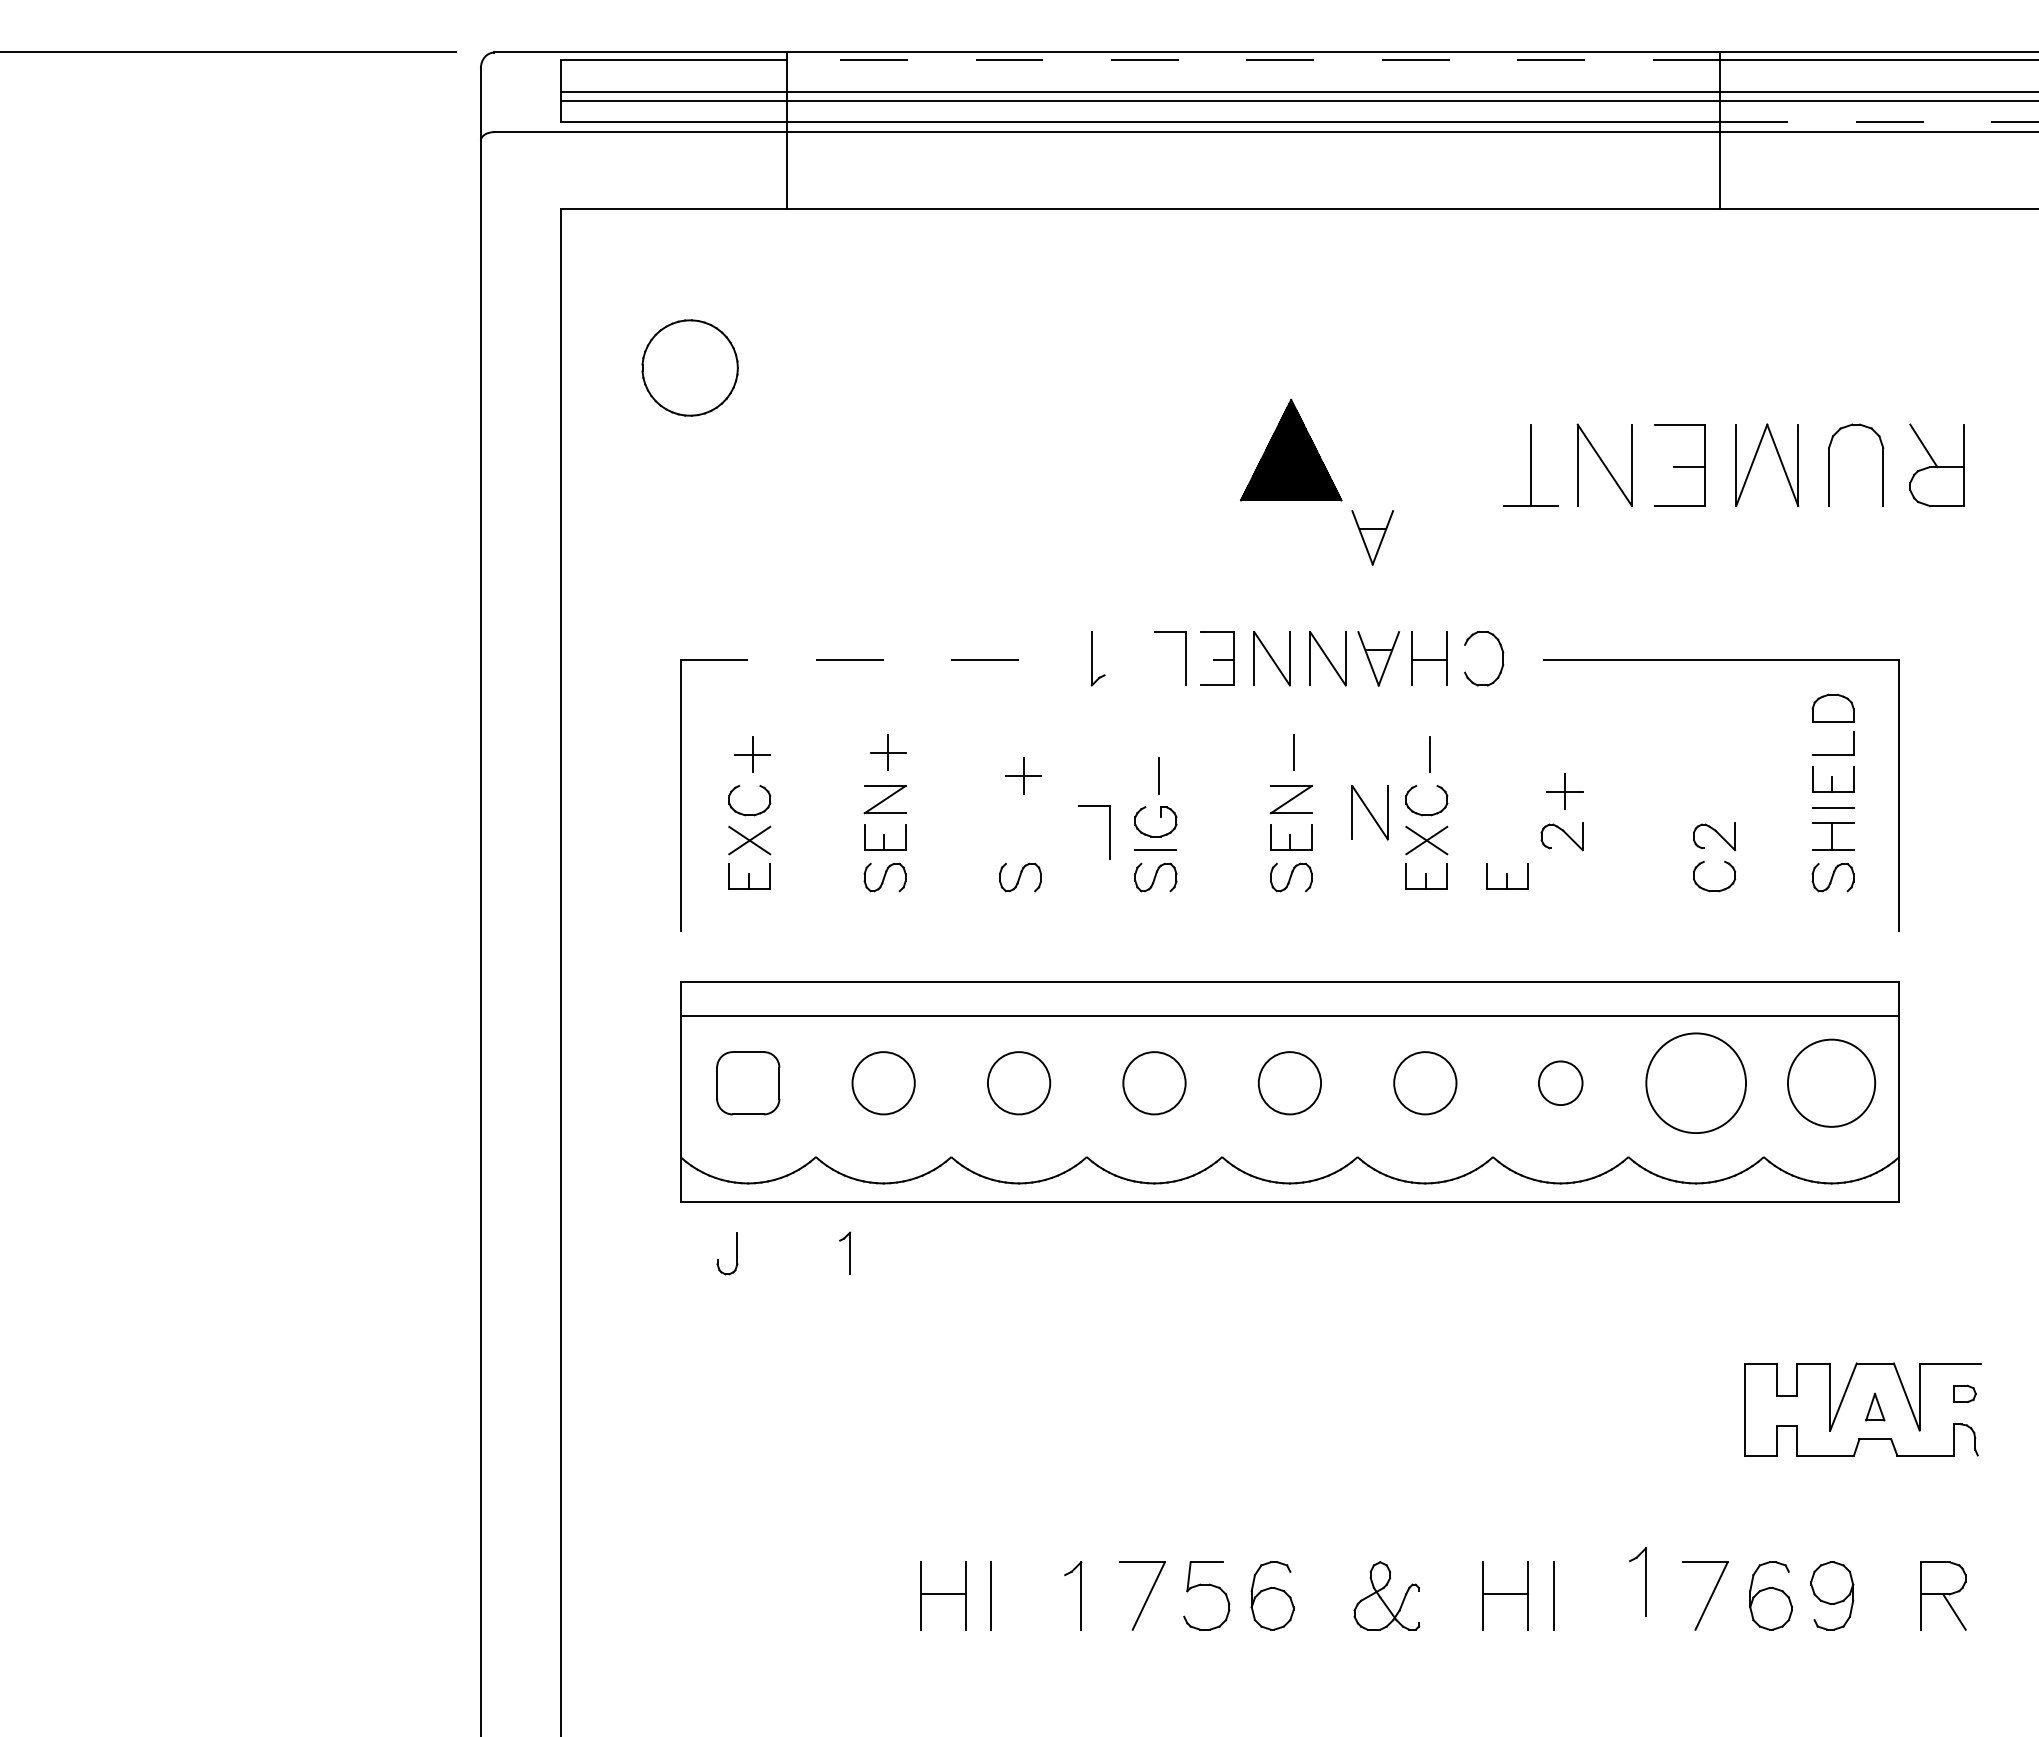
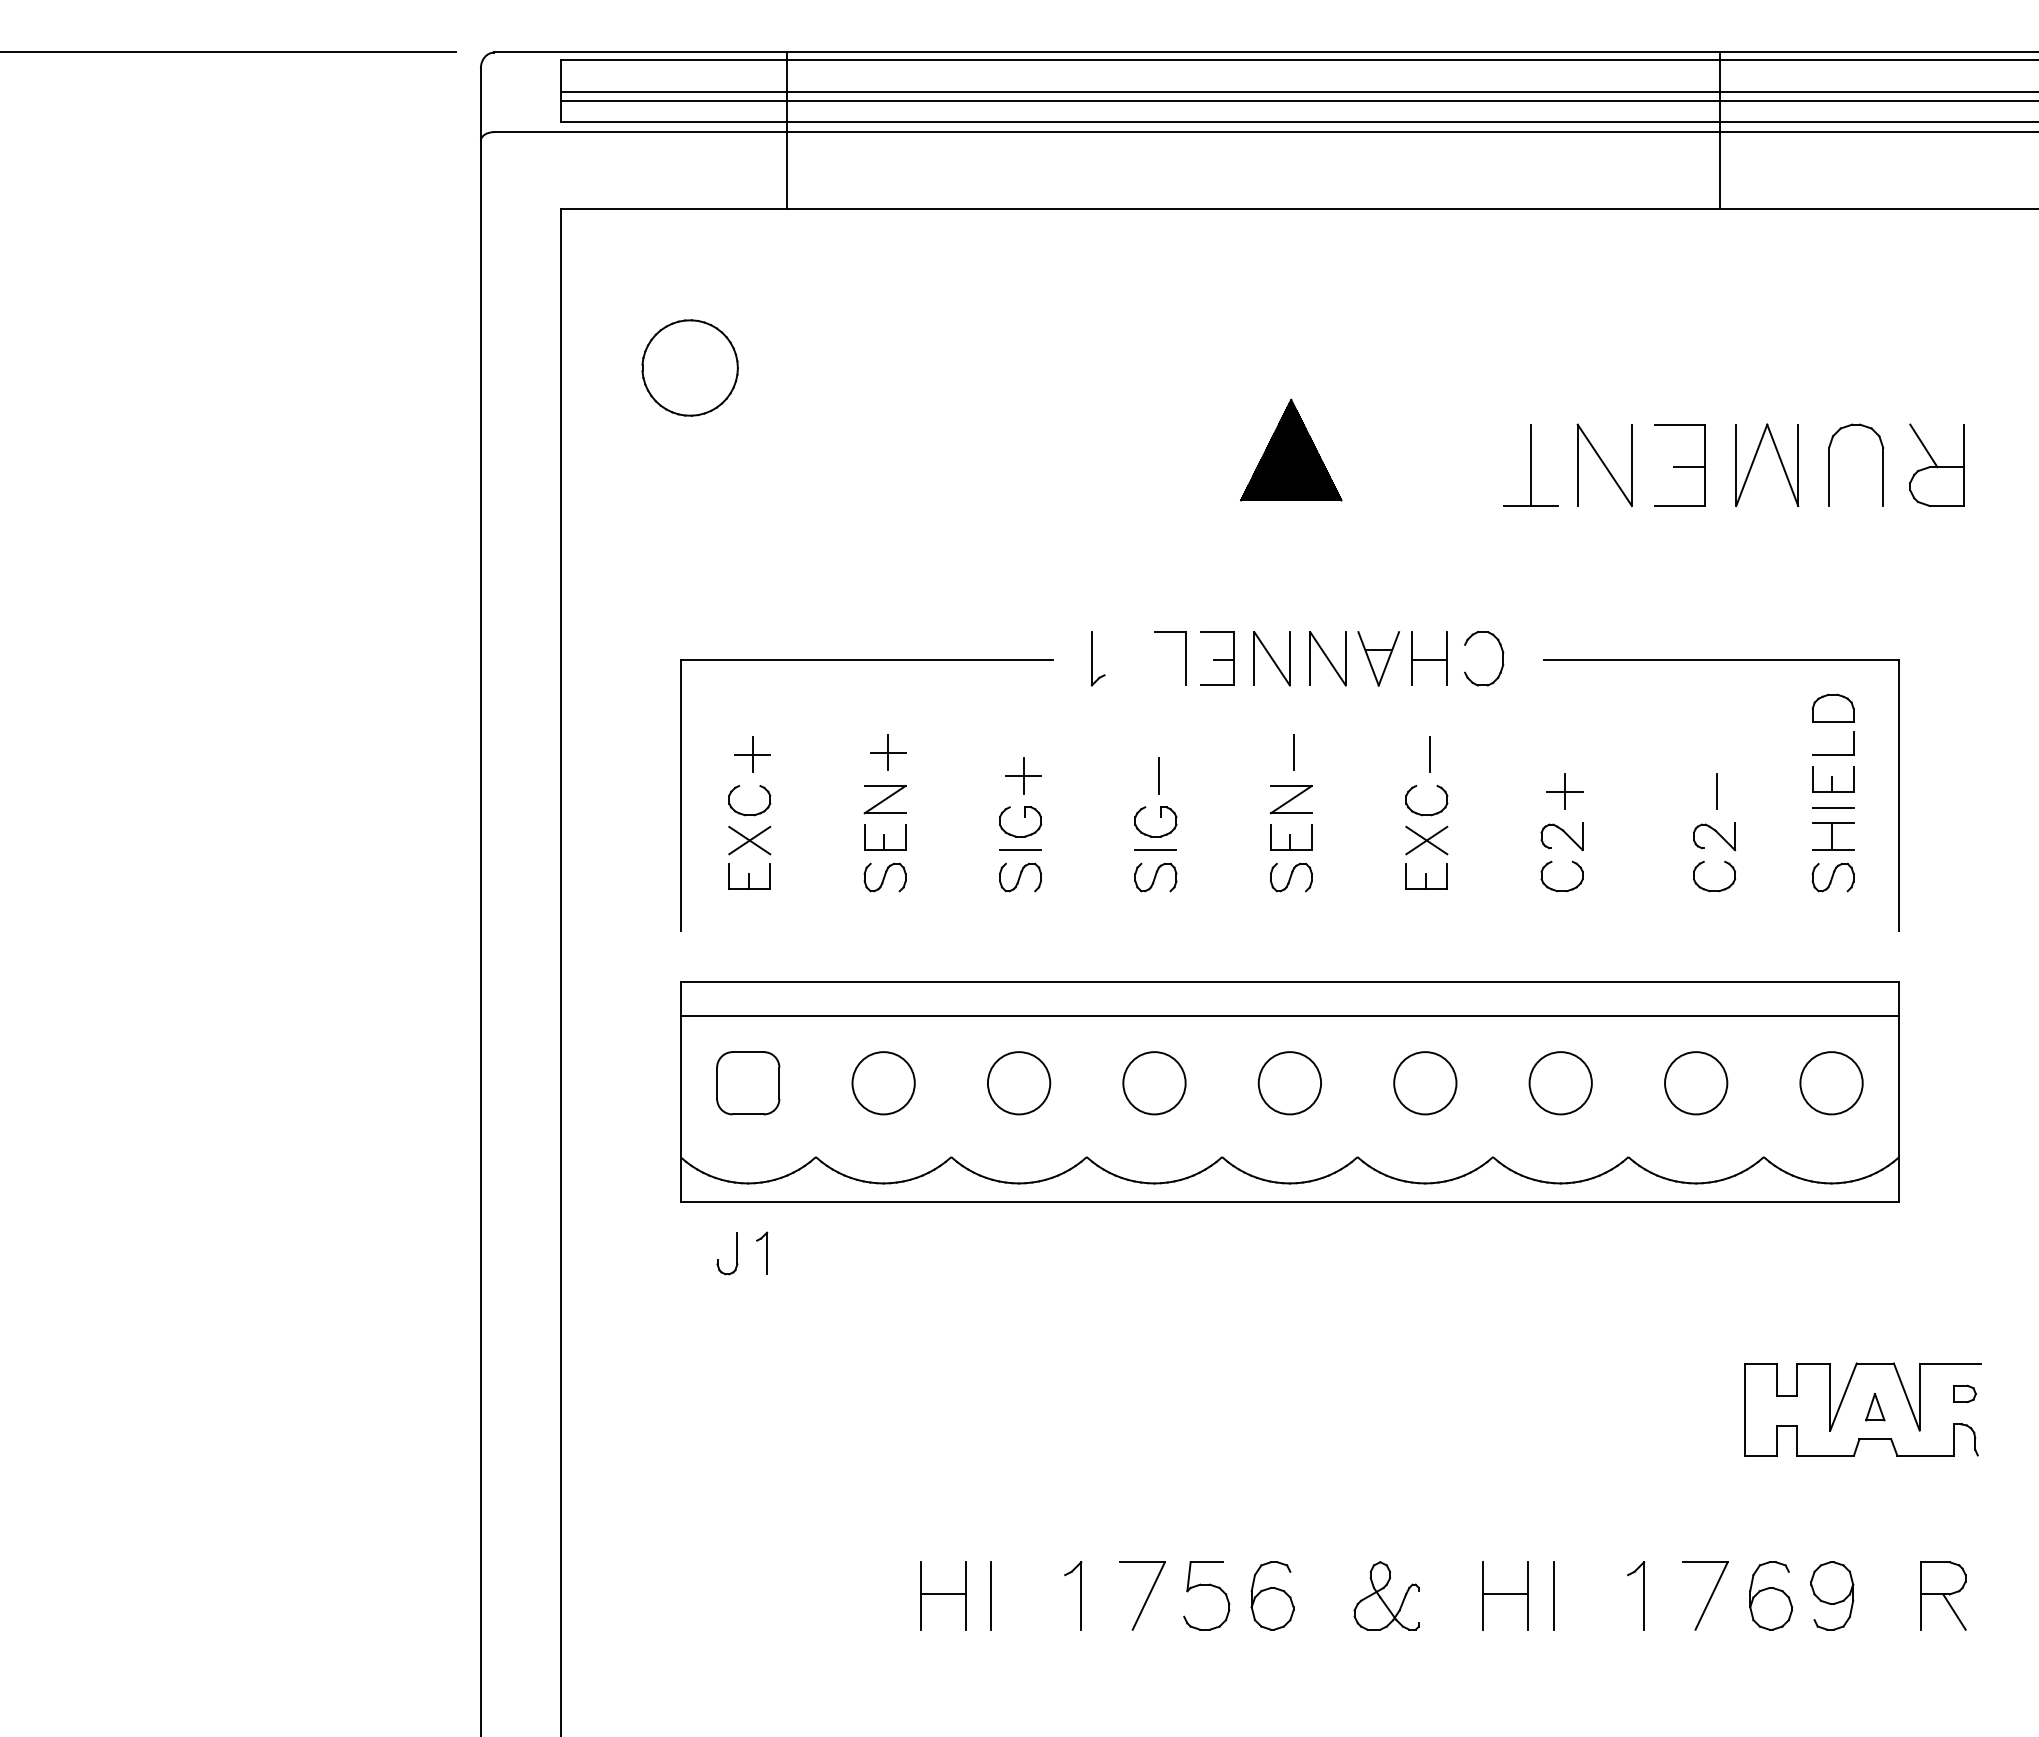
line: dashed -> solid (1253, 60)
line: dashed -> solid (1880, 121)
part: present -> none (1372, 537)
line: dashed -> solid (867, 660)
line: none -> present (1717, 791)
part: present -> none (1369, 812)
part: none -> present (1020, 821)
part: present -> none (1109, 832)
line: none -> present (1020, 849)
part: present -> none (1507, 876)
part: none -> present (1561, 890)
circle diameter: 87 px -> 62 px (1831, 1083)
circle diameter: 44 px -> 62 px (1560, 1083)
circle diameter: 100 px -> 62 px (1696, 1083)
part position: (845, 1252) -> (762, 1252) (762, 1252)
part position: (1645, 1581) -> (1643, 1595) (1643, 1595)
